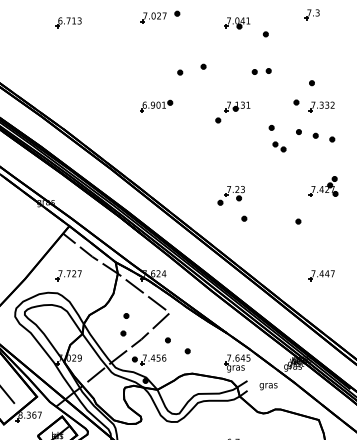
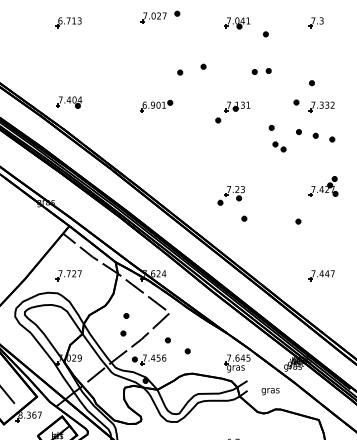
part position: (311, 14) -> (315, 22) (315, 22)
part: none -> present (69, 102)
text position: (268, 386) -> (270, 391) (270, 391)
